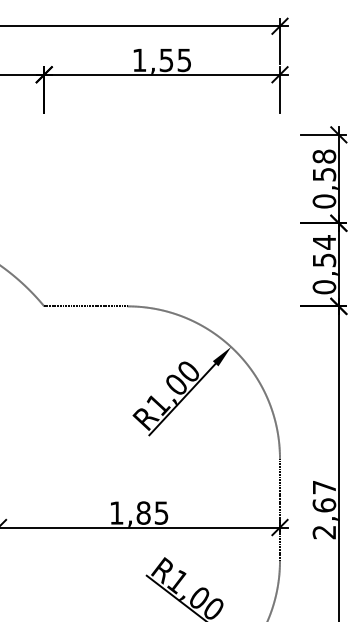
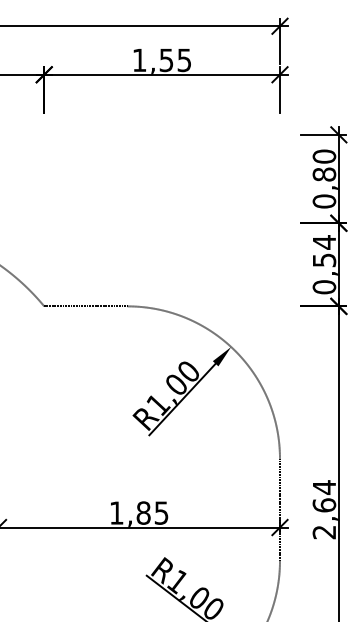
text: 0,58 -> 0,80 (324, 165)
text: 2,67 -> 2,64 (324, 487)
